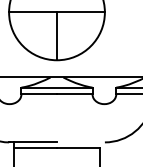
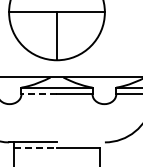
line: solid -> dashed (39, 94)
line: solid -> dashed (35, 147)
